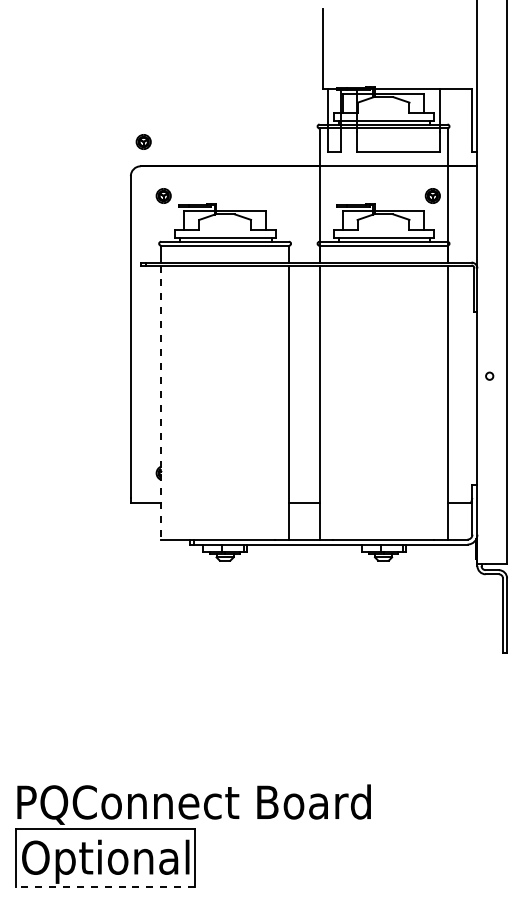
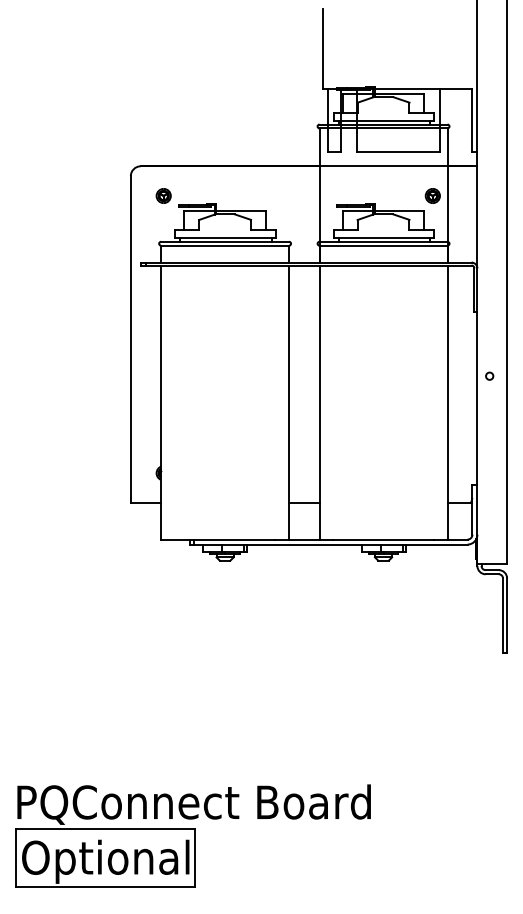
part: present -> none (143, 141)
line: dashed -> solid (161, 403)
line: dashed -> solid (105, 886)
